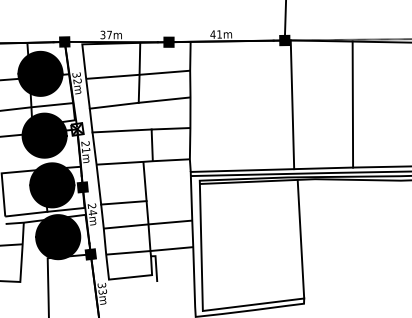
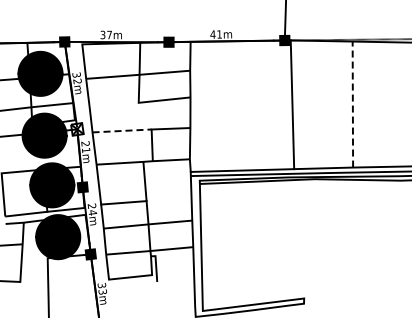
line: solid -> dashed (352, 104)
line: present -> none (113, 105)
line: solid -> dashed (122, 130)
line: present -> none (300, 238)
